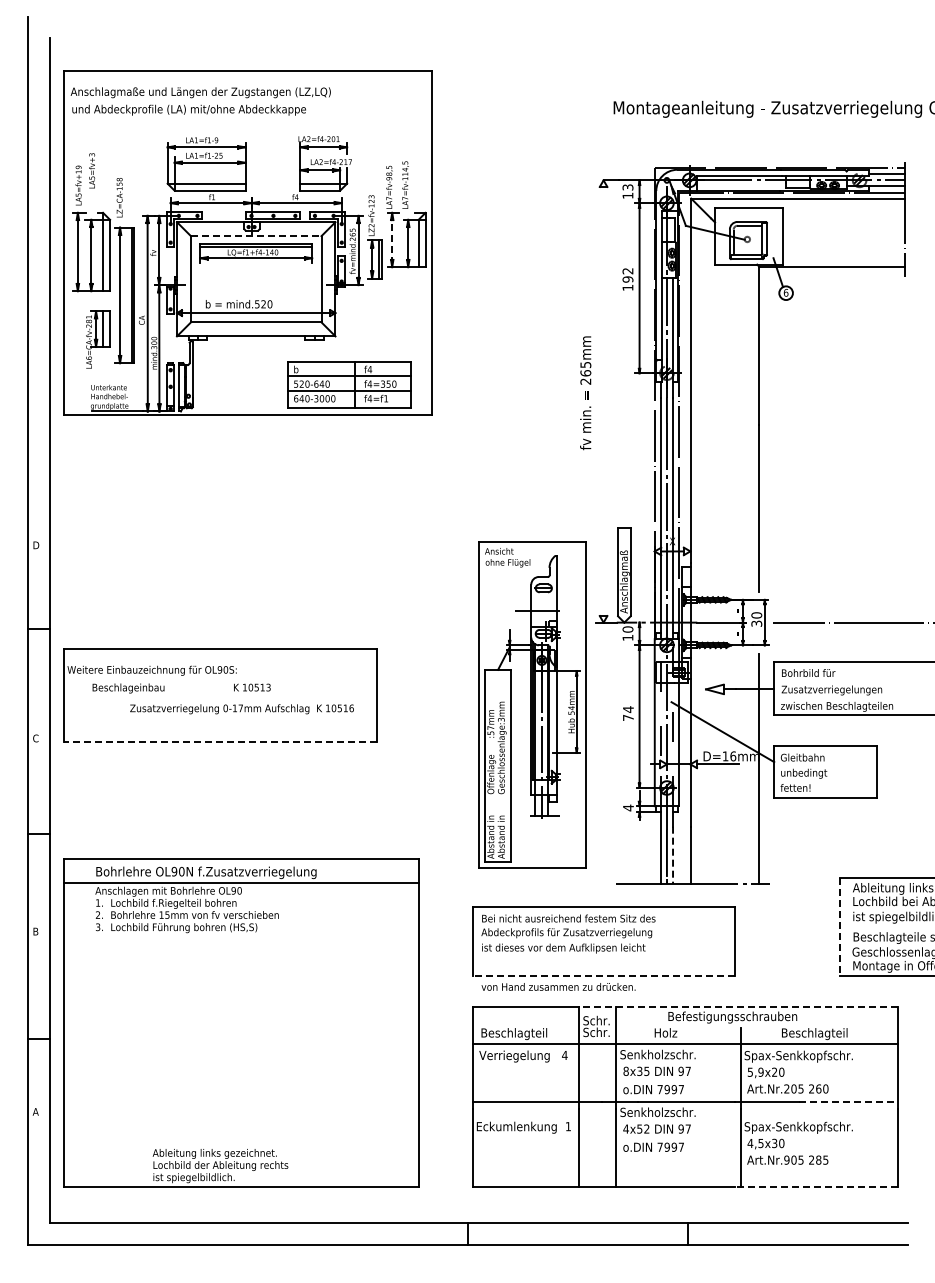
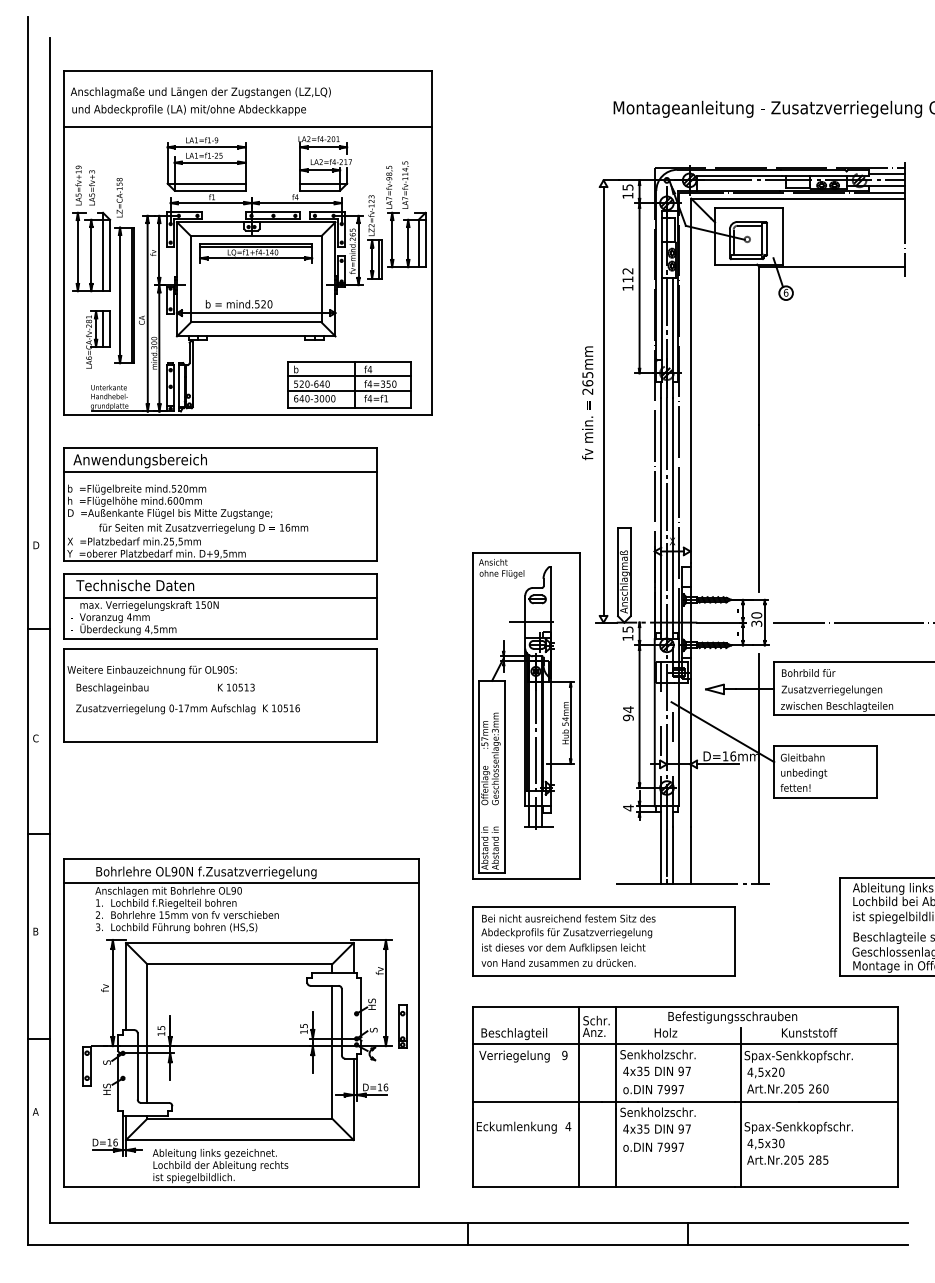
line: none -> present (247, 126)
text position: (92, 170) -> (92, 187) (92, 187)
text: 13 -> 15 (627, 187)
line: dashed -> solid (256, 236)
line: dashed -> solid (392, 240)
text: 192 -> 112 (627, 279)
text position: (585, 393) -> (587, 403) (587, 403)
line: none -> present (603, 401)
part: none -> present (220, 504)
part: none -> present (220, 606)
text: 10 -> 15 (627, 629)
text position: (181, 688) -> (165, 688) (165, 688)
part position: (532, 704) -> (526, 715) (526, 715)
text position: (241, 709) -> (187, 709) (187, 709)
text: 74 -> 94 (628, 717)
line: dashed -> solid (220, 742)
line: dashed -> solid (673, 855)
line: dashed -> solid (840, 927)
line: dashed -> solid (604, 975)
text position: (558, 986) -> (558, 962) (558, 962)
line: dashed -> solid (738, 1007)
text: Schr. -> Anz. (595, 1032)
text: Beschlagteil -> Kunststoff (815, 1034)
part: none -> present (244, 1047)
text: 4 -> 9 (564, 1055)
text: 8x35 -> 4x35 (625, 1070)
text: 5,9x20 -> 4,5x20 (755, 1071)
line: dashed -> solid (848, 1101)
text: 1 -> 4 (568, 1126)
text: 4x52 -> 4x35 (643, 1128)
text: Art.Nr.905 -> Art.Nr.205 (786, 1159)
line: dashed -> solid (816, 1187)
